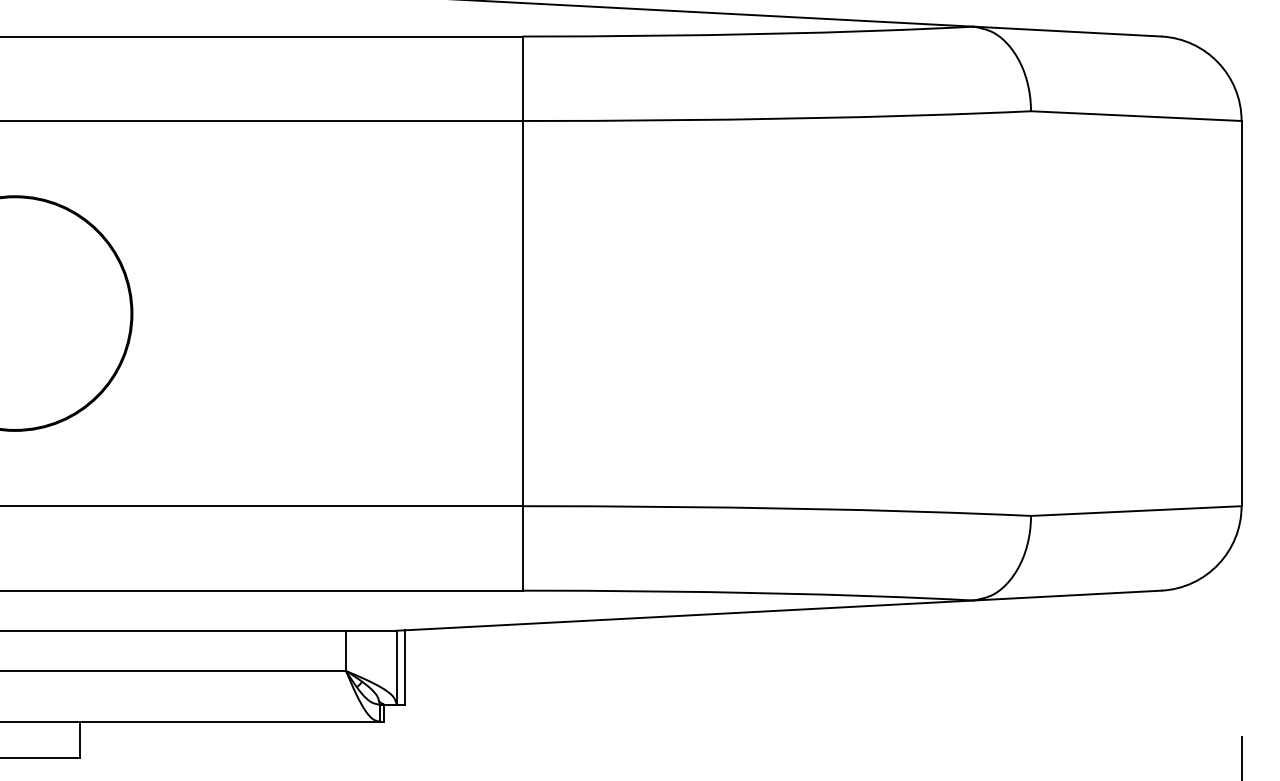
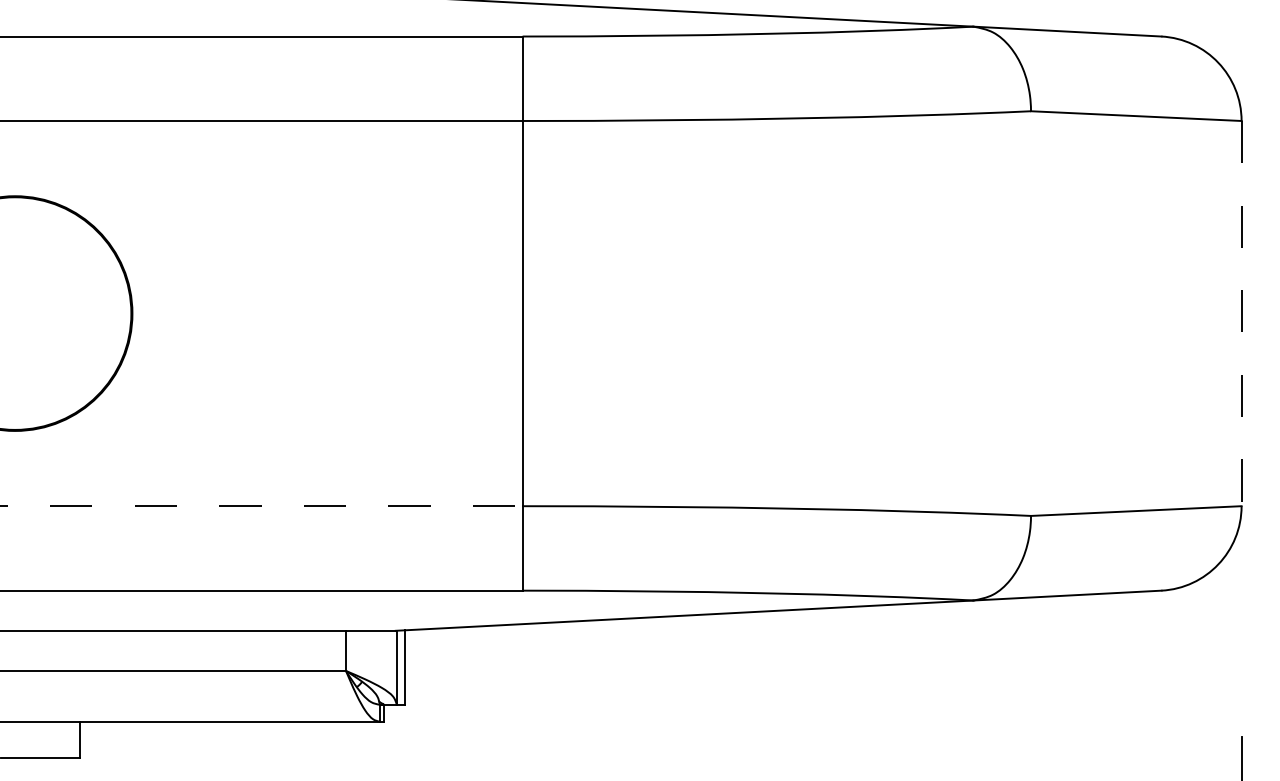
line: solid -> dashed (1241, 313)
line: solid -> dashed (261, 506)
